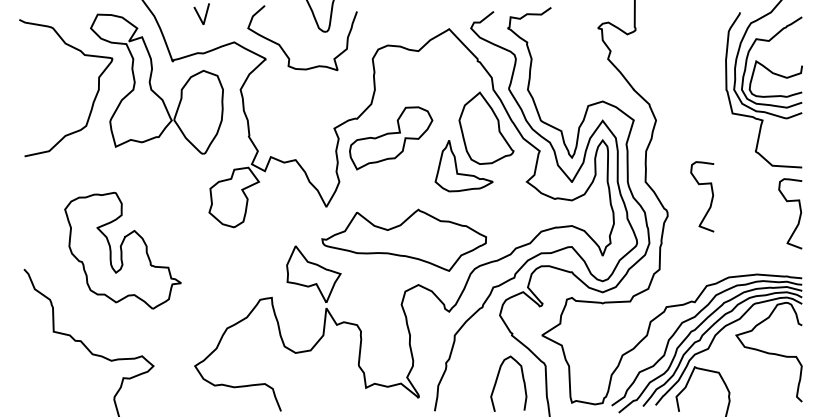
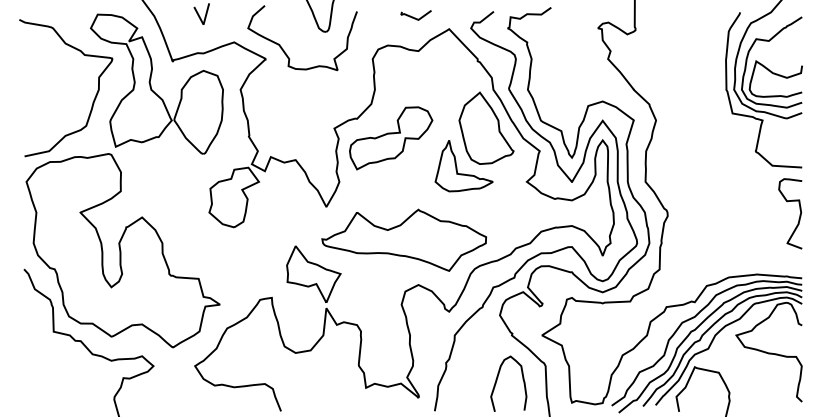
line: none -> present (415, 17)
curve: present -> none (711, 197)
part size: 118x119 px -> 196x196 px (122, 250)
